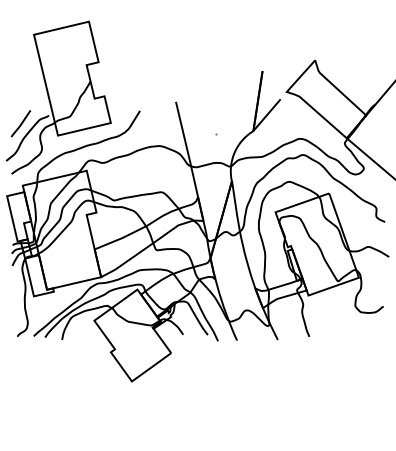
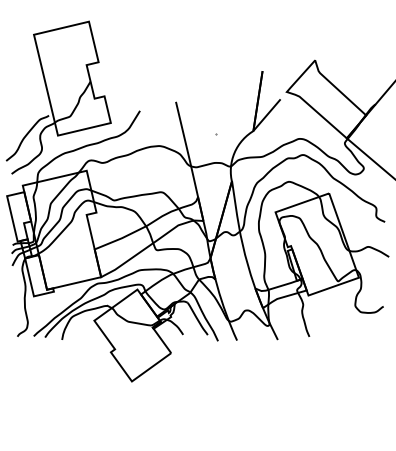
line: present -> none (20, 123)
